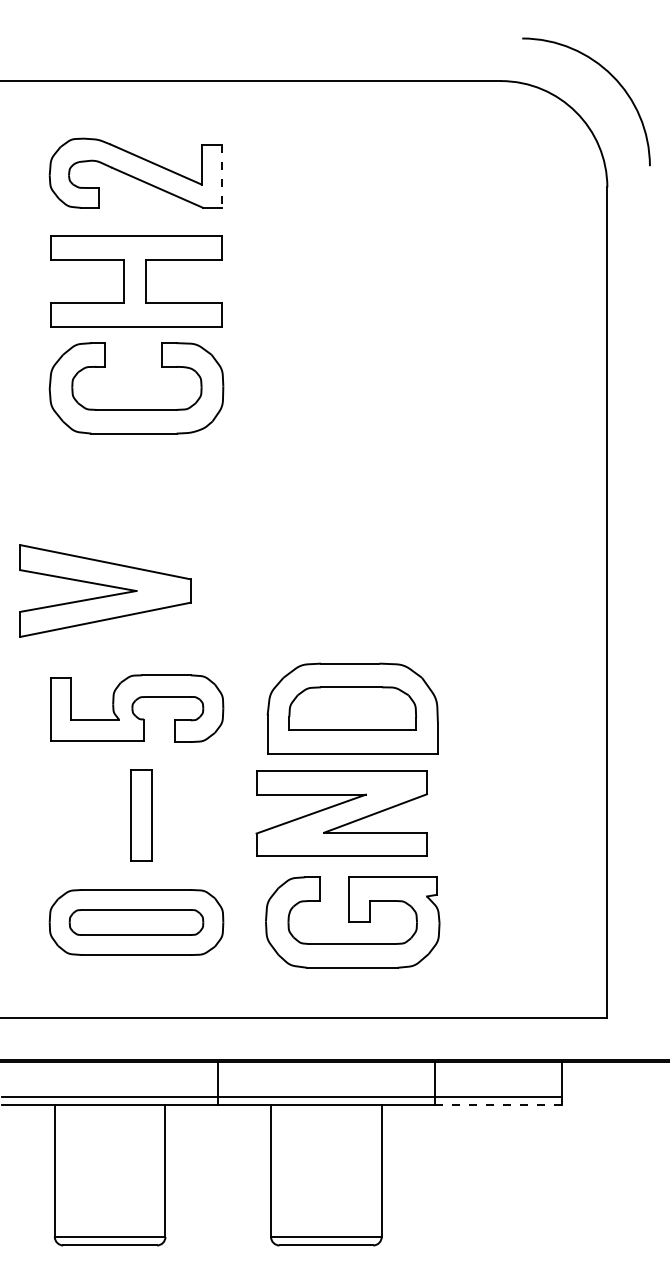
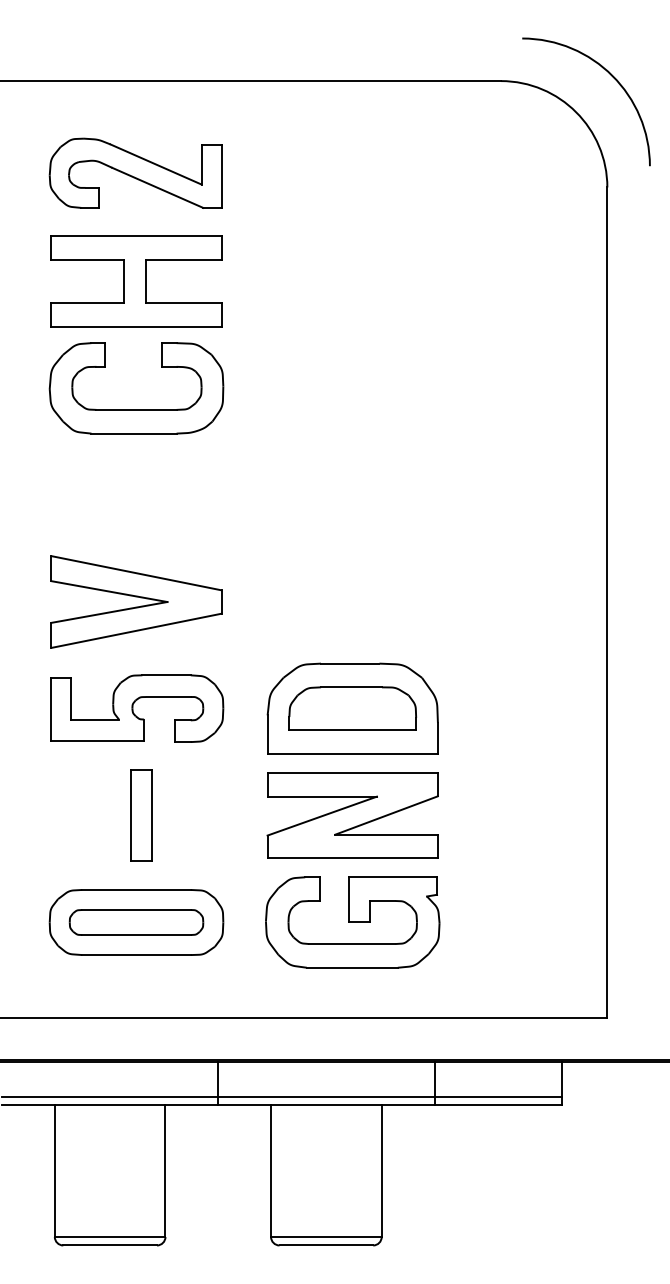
line: dashed -> solid (221, 176)
part position: (105, 590) -> (136, 601) (136, 601)
part position: (341, 813) -> (352, 815) (352, 815)
line: dashed -> solid (498, 1105)
